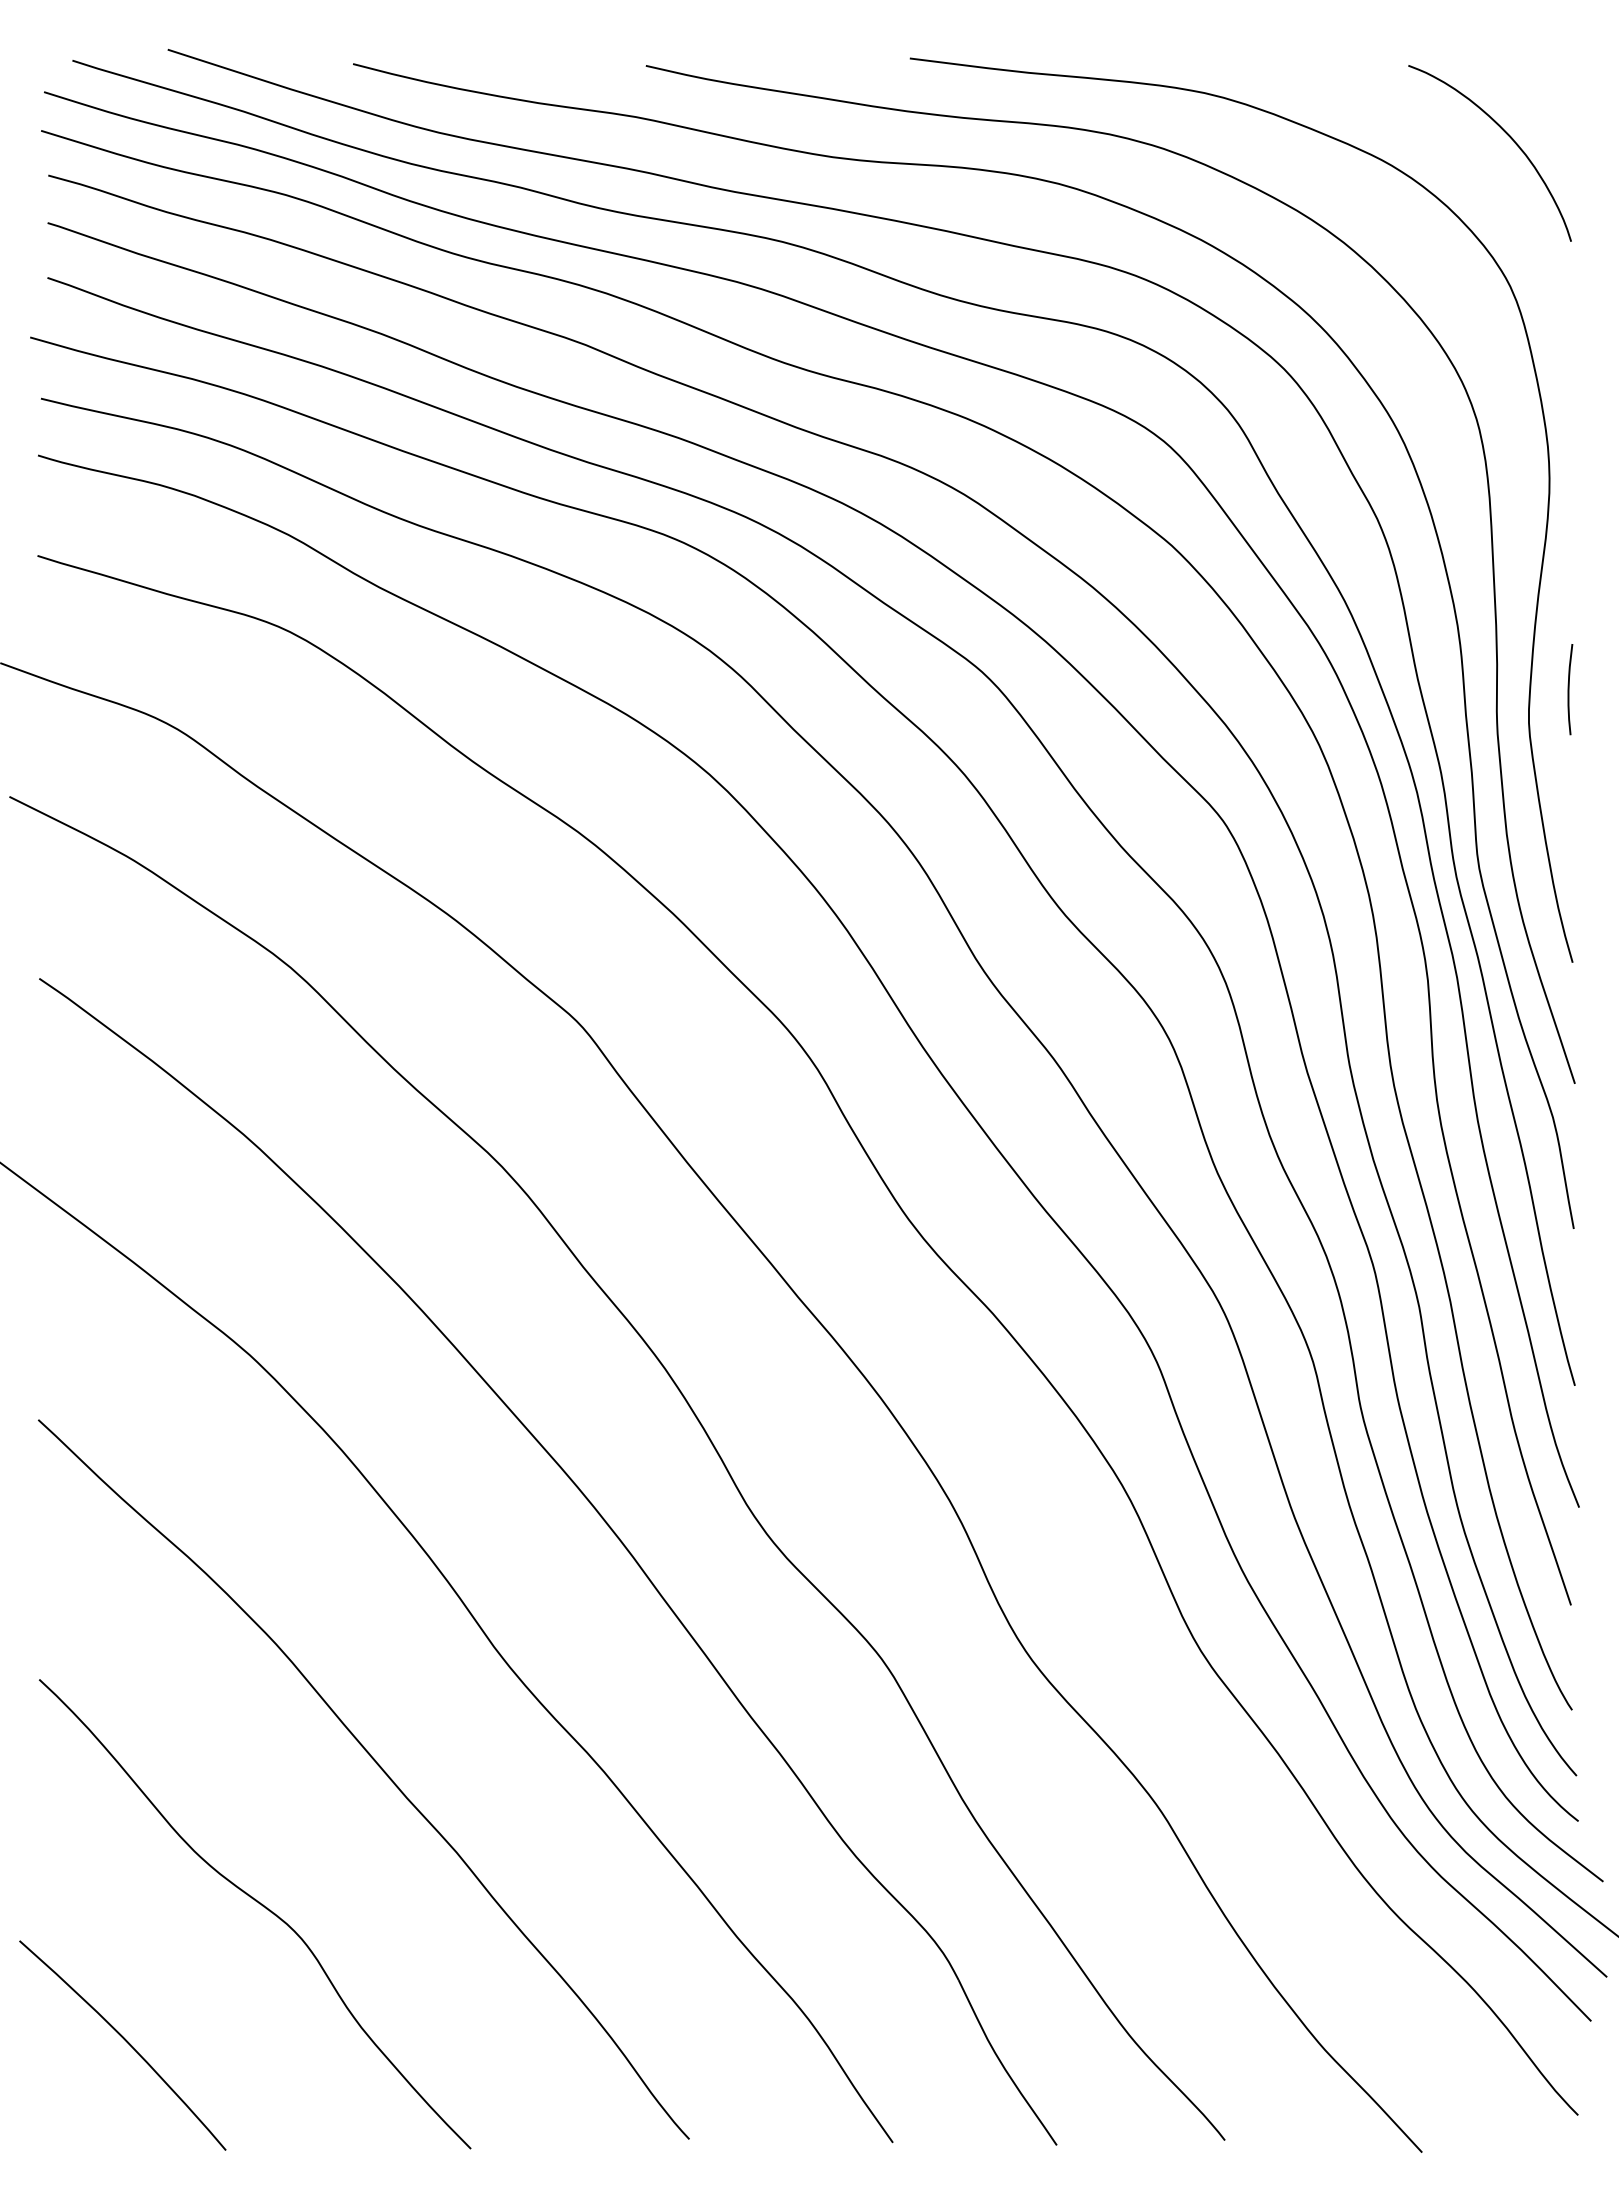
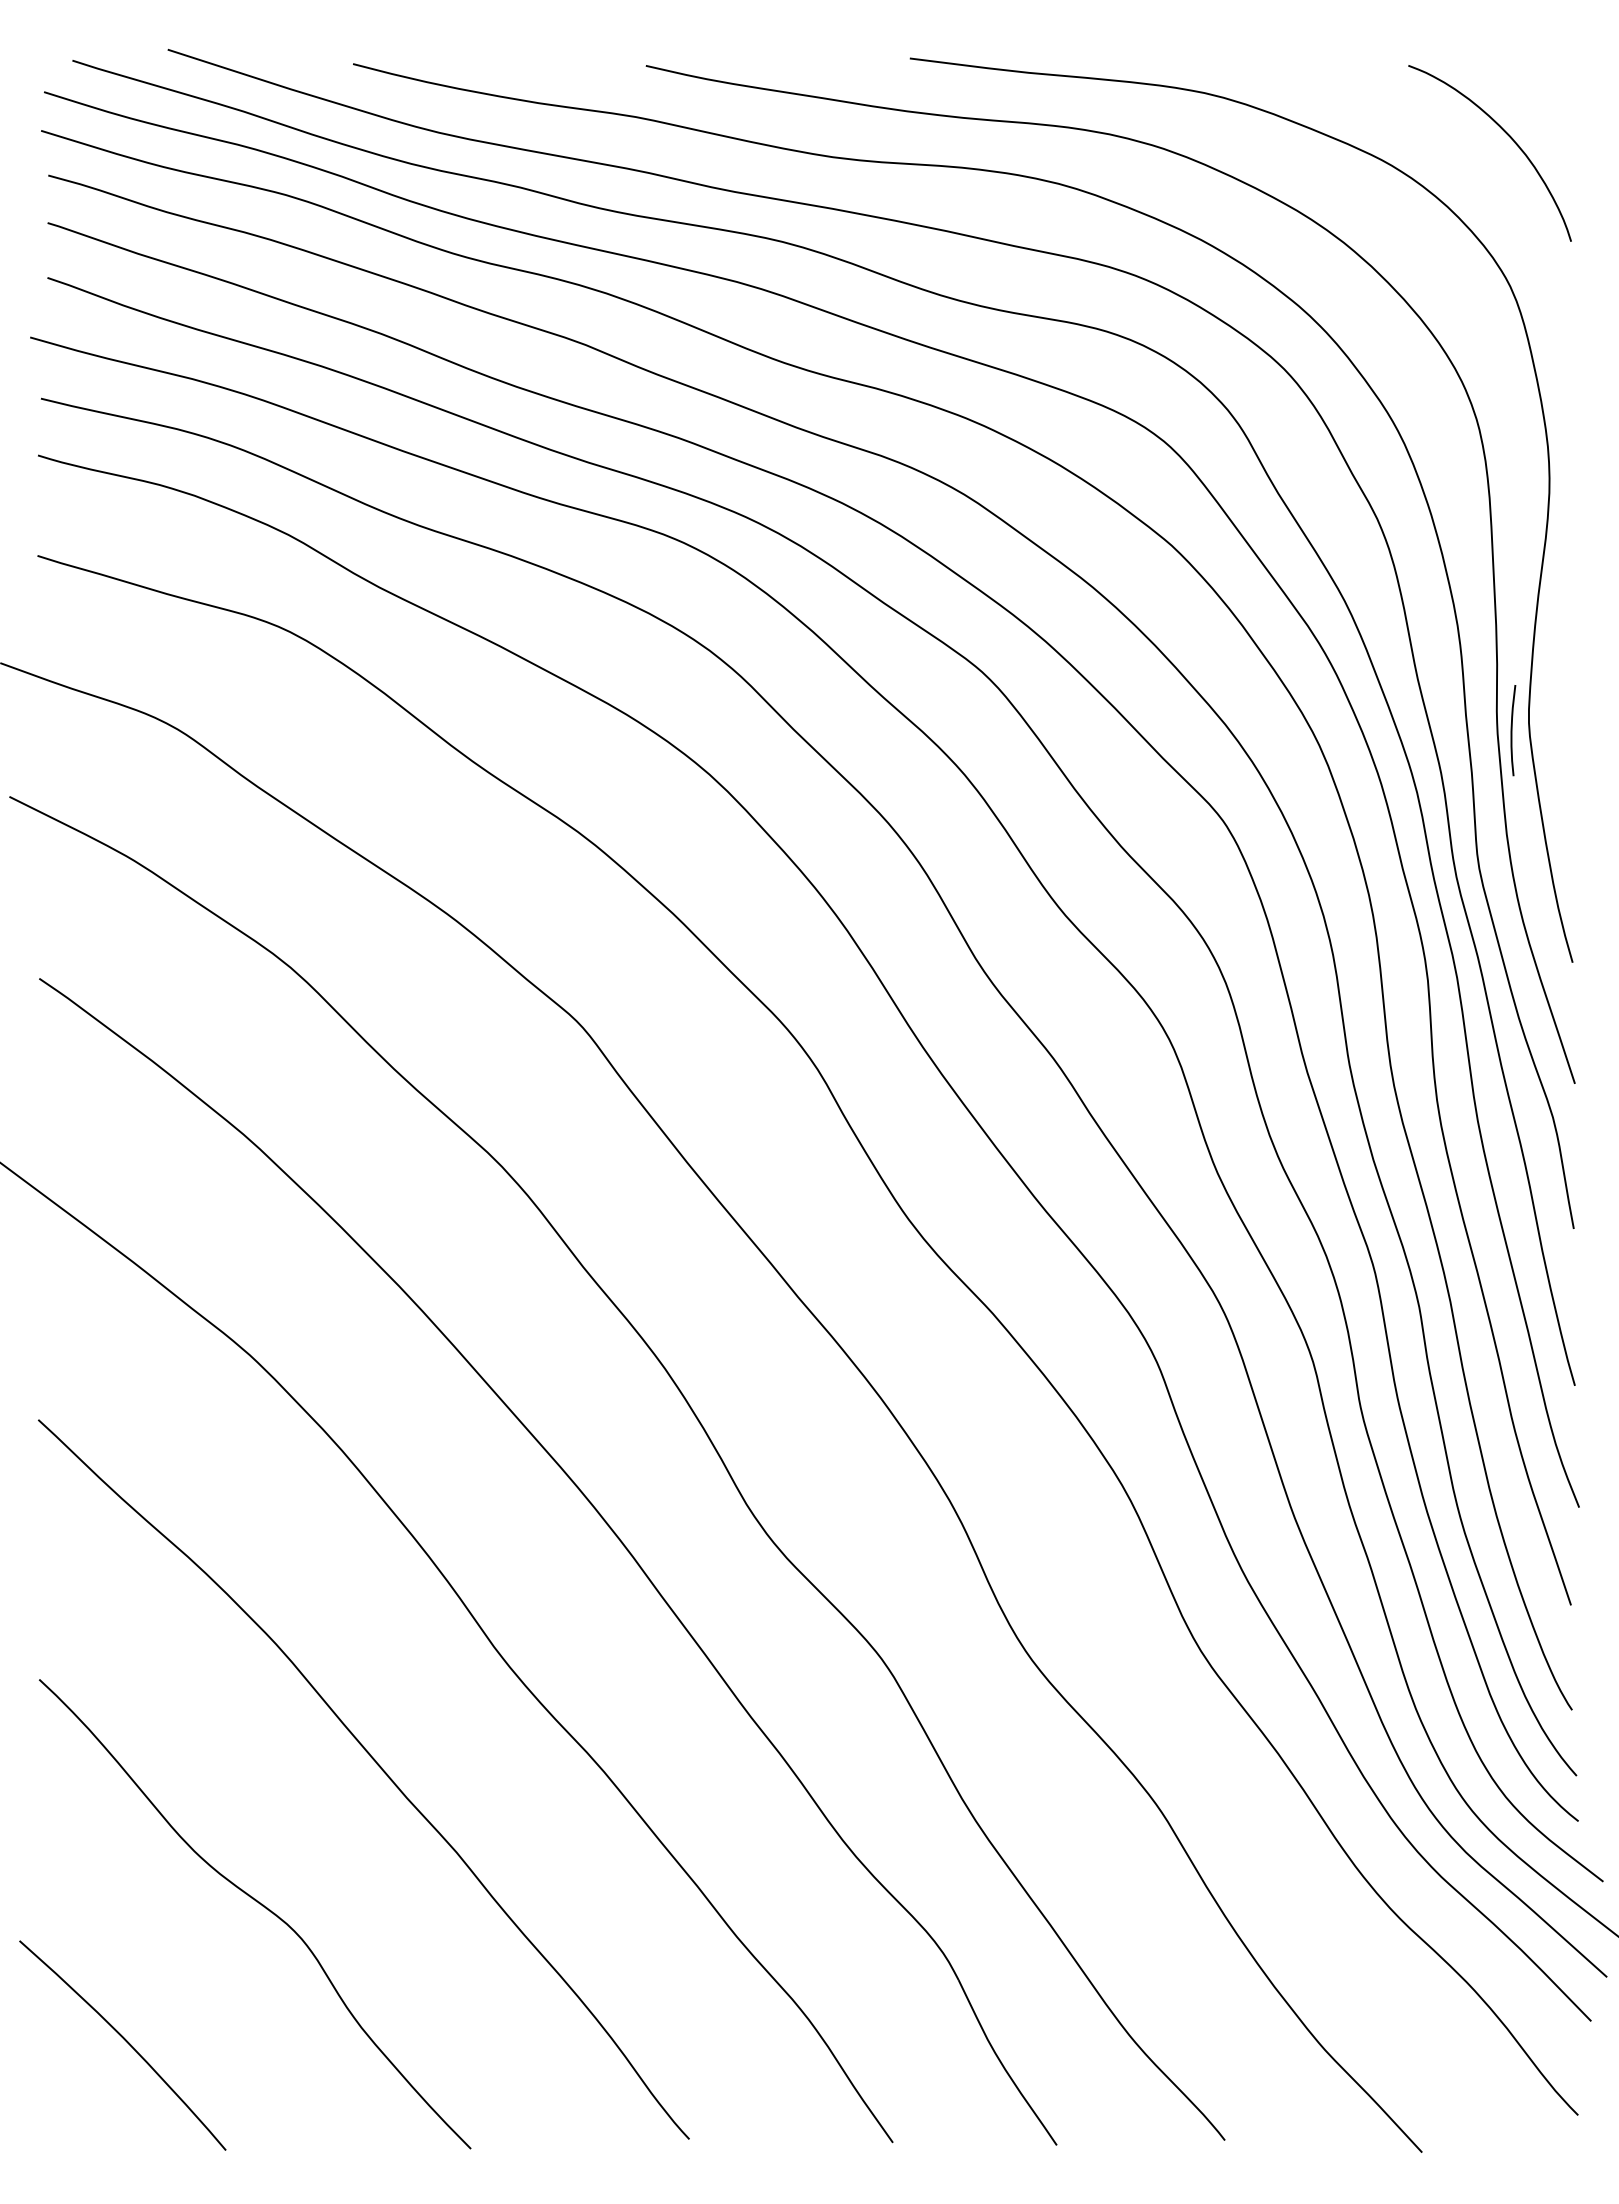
curve position: (1569, 689) -> (1512, 730) (1512, 730)
